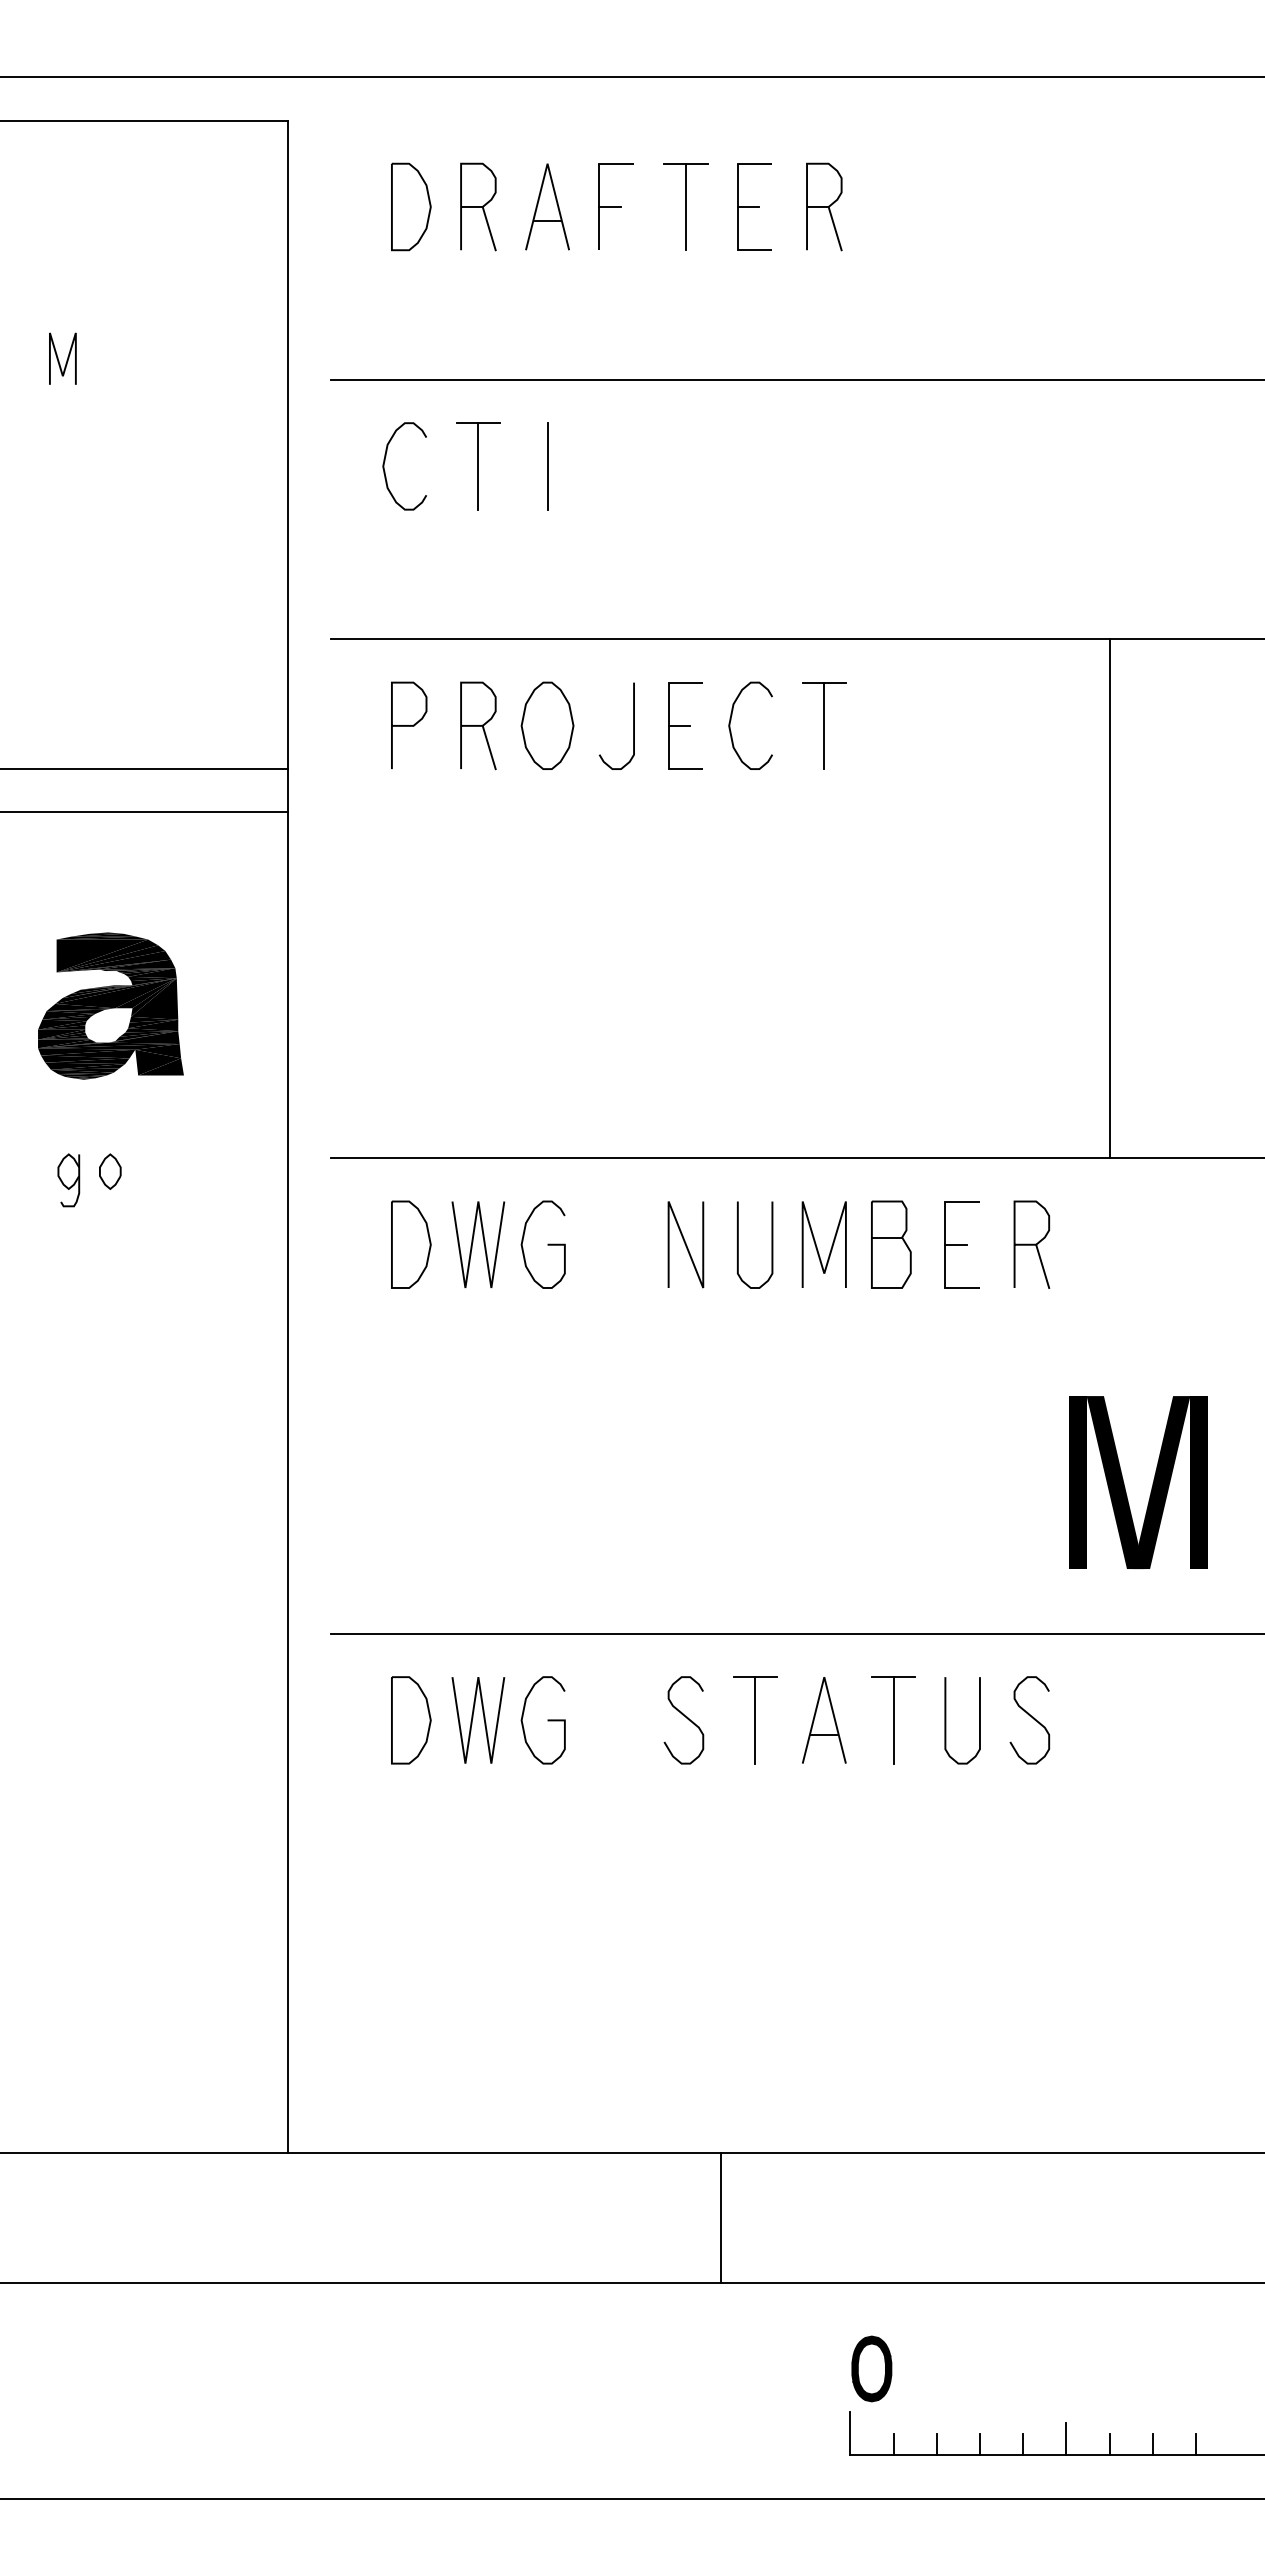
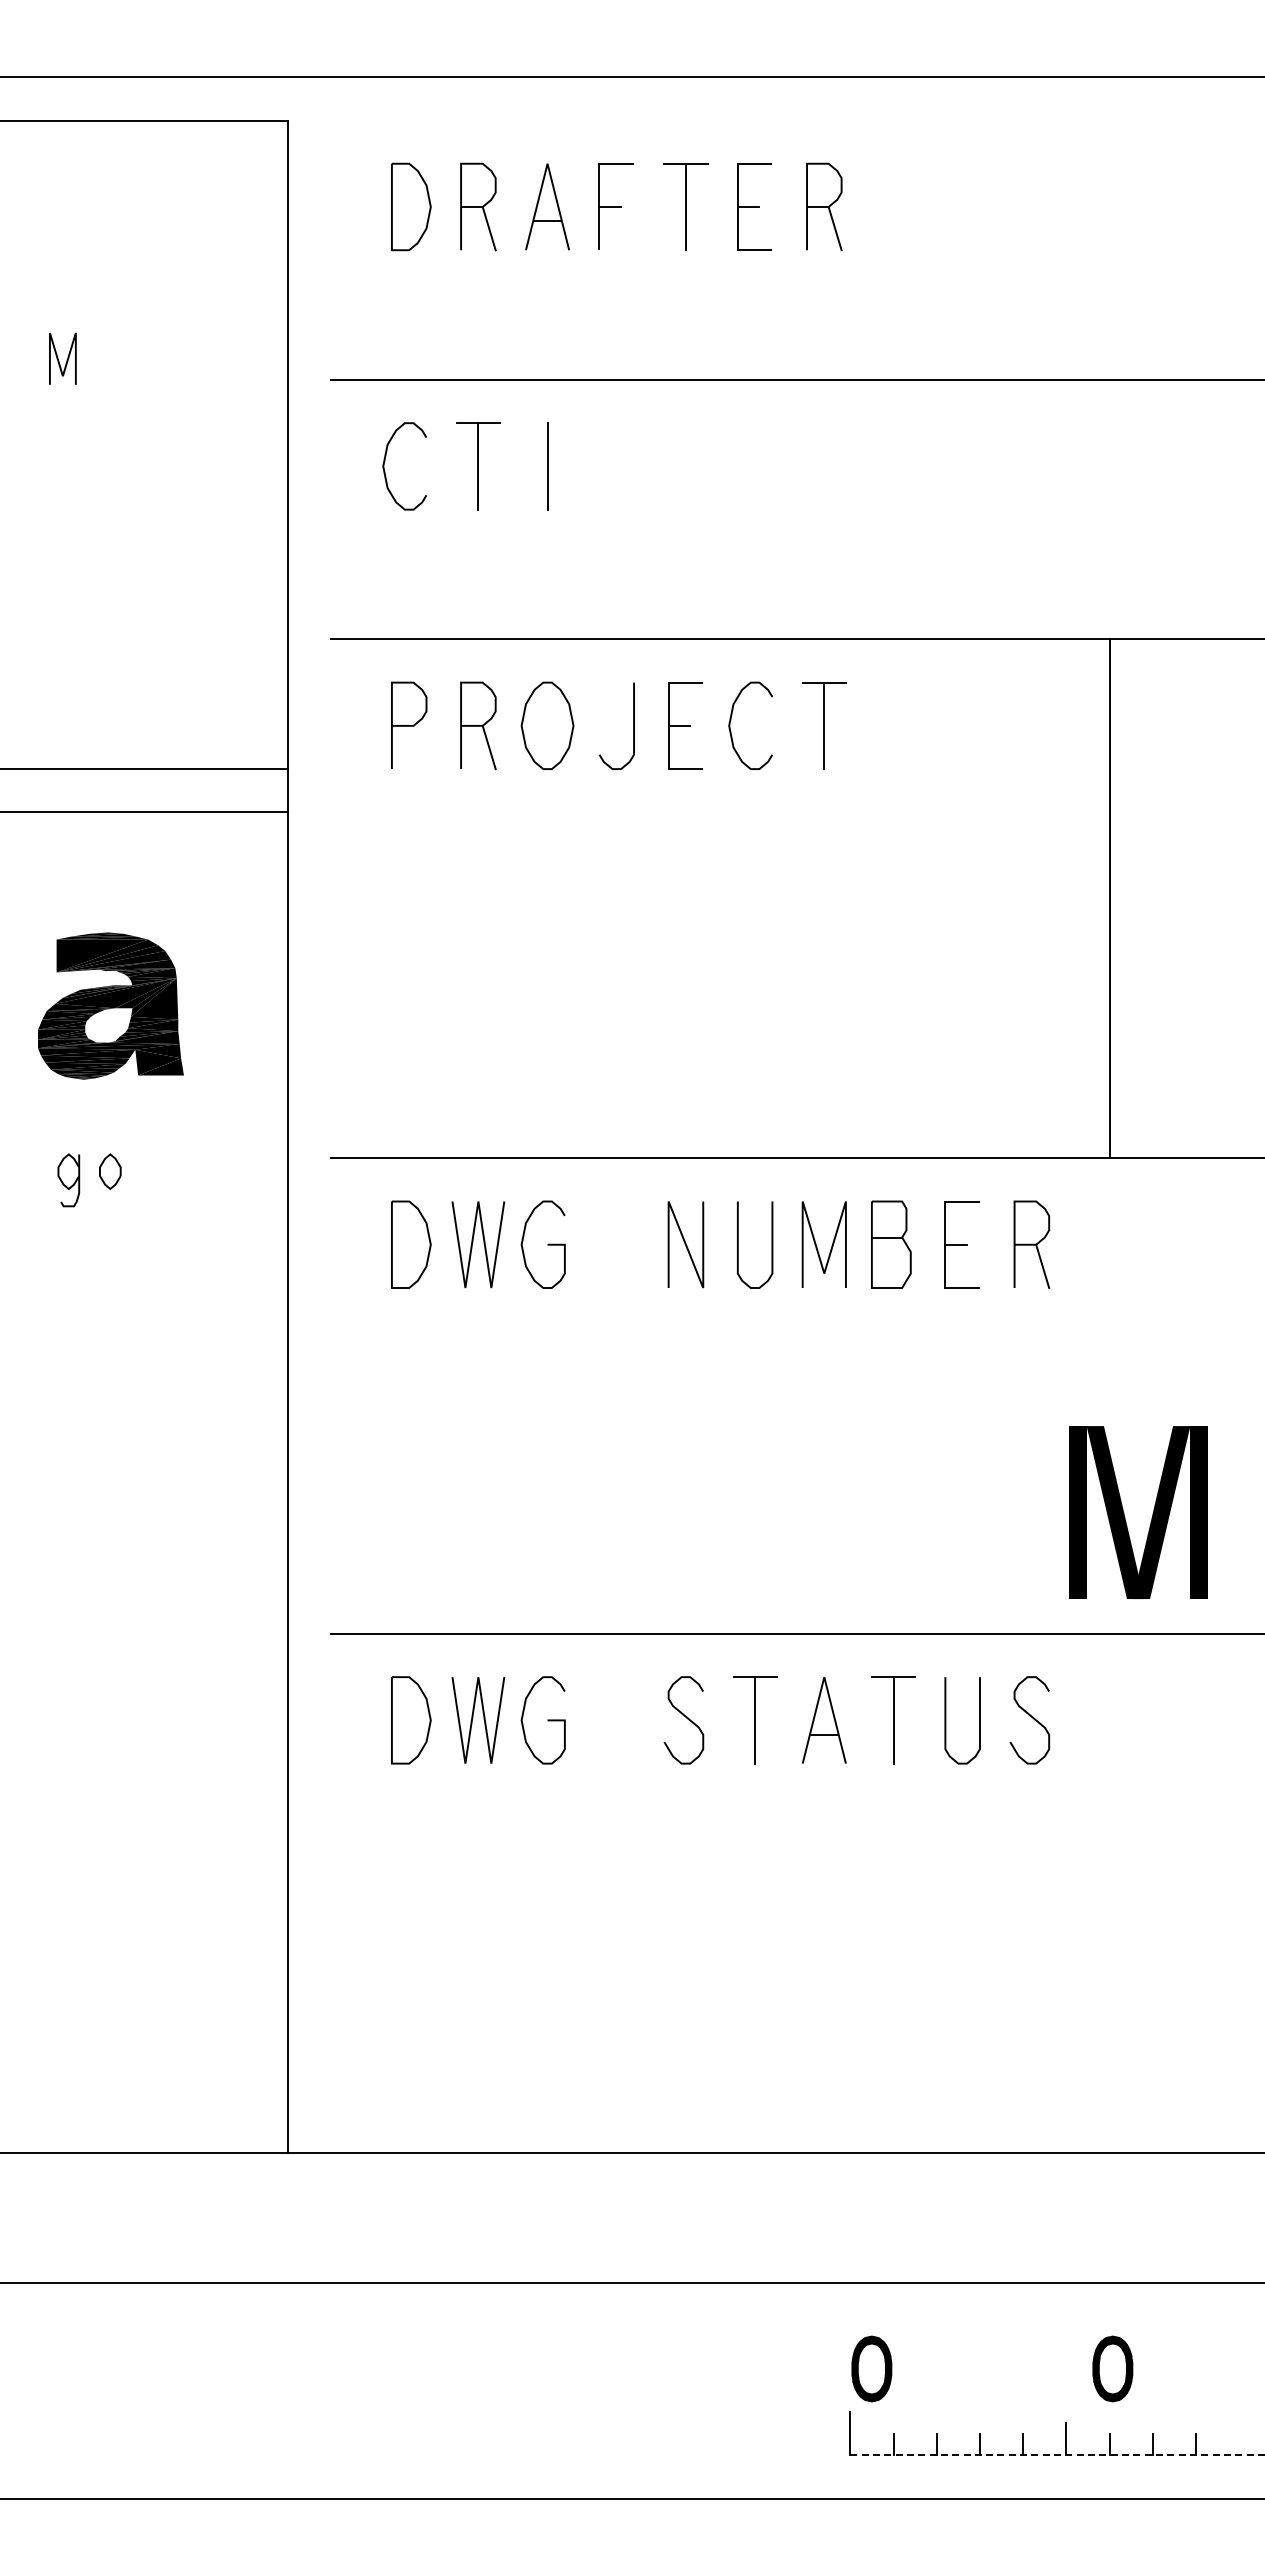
part position: (1125, 1487) -> (1125, 1517) (1125, 1517)
line: present -> none (720, 2217)
part: none -> present (1112, 2368)
line: solid -> dashed (1057, 2455)
